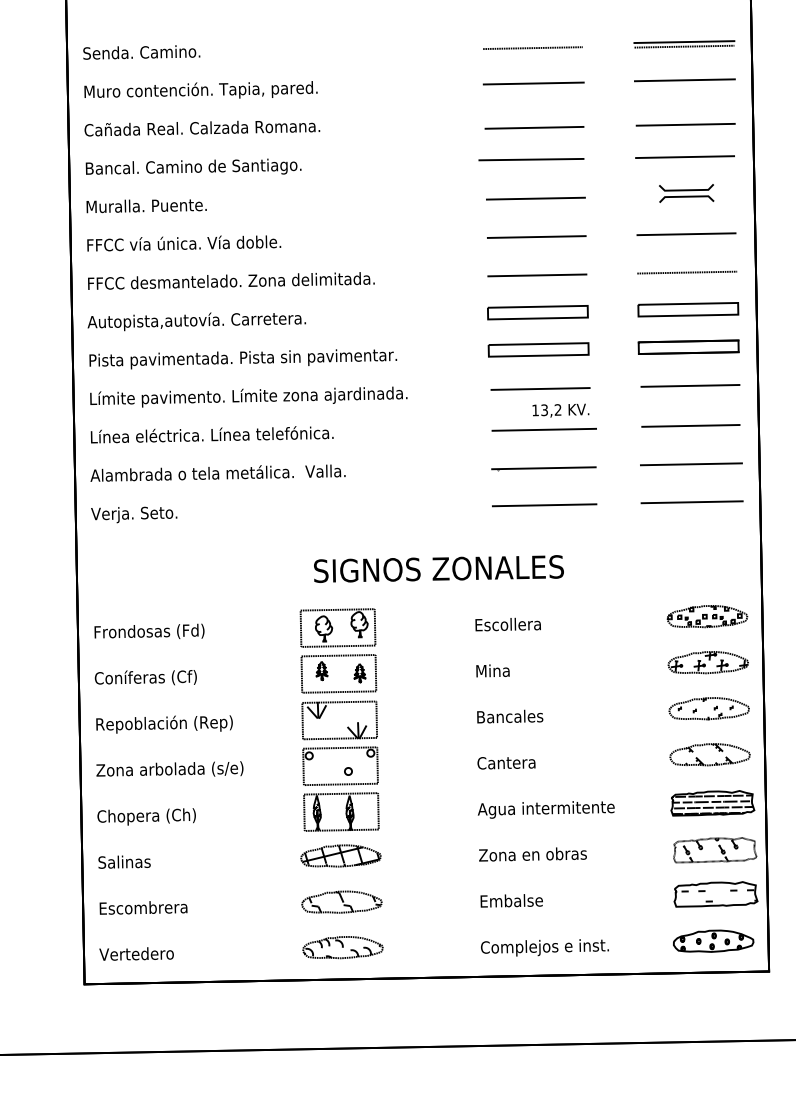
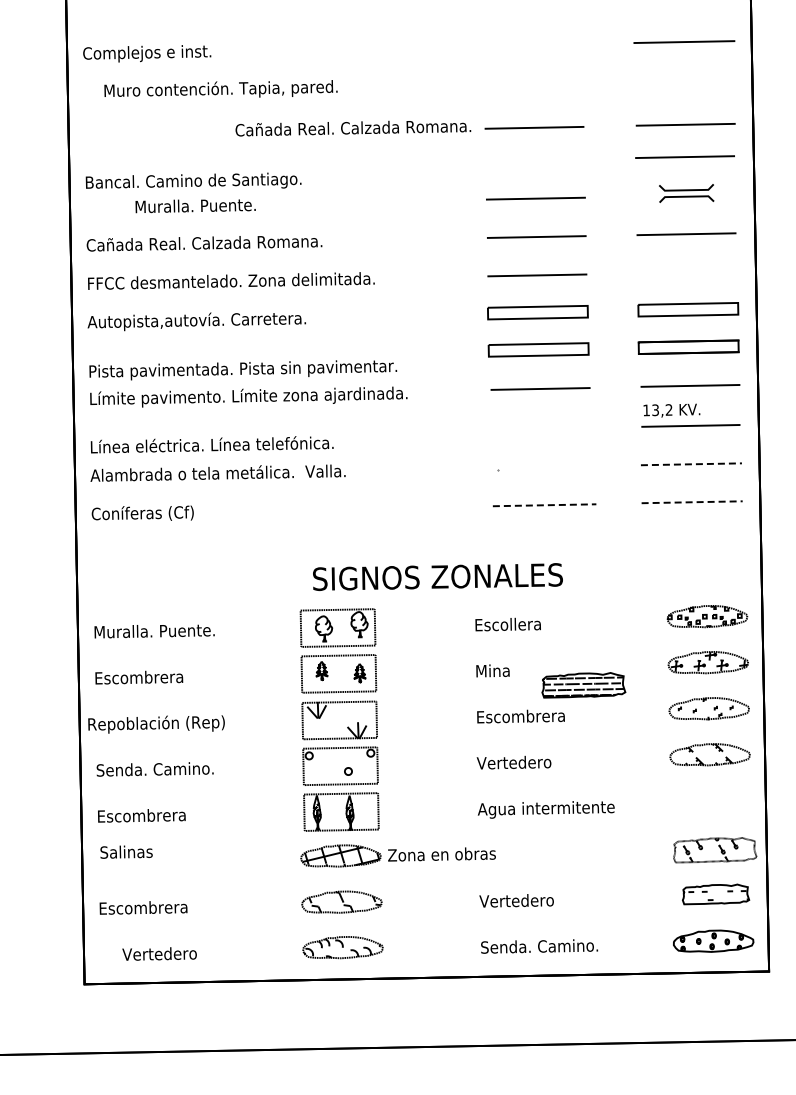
line: present -> none (684, 46)
line: present -> none (532, 48)
text: Senda. Camino. -> Complejos e inst. (147, 53)
line: present -> none (684, 80)
line: present -> none (533, 83)
text position: (200, 89) -> (220, 88) (220, 88)
text position: (202, 128) -> (353, 128) (353, 128)
line: present -> none (531, 159)
text position: (193, 166) -> (193, 180) (193, 180)
text position: (146, 206) -> (195, 206) (195, 206)
text: FFCC vía única. Vía doble. -> Cañada Real. Calzada Romana. (204, 243)
line: present -> none (687, 272)
text position: (243, 359) -> (243, 370) (243, 370)
text position: (560, 410) -> (671, 410) (671, 410)
line: present -> none (544, 429)
text position: (211, 434) -> (211, 444) (211, 444)
line: solid -> dashed (691, 464)
line: present -> none (543, 468)
line: solid -> dashed (692, 502)
line: solid -> dashed (544, 505)
text: Verja. Seto. -> Coníferas (Cf) (142, 514)
text position: (438, 568) -> (437, 576) (437, 576)
text: Frondosas (Fd) -> Muralla. Puente. (155, 630)
text: Coníferas (Cf) -> Escombrera (145, 677)
text: Bancales -> Escombrera (523, 716)
text position: (164, 724) -> (156, 724) (156, 724)
text: Cantera -> Vertedero (513, 762)
text: Zona arbolada (s/e) -> Senda. Camino. (169, 768)
part position: (712, 803) -> (583, 685) (583, 685)
text: Chopera (Ch) -> Escombrera (146, 816)
text position: (532, 854) -> (441, 854) (441, 854)
text position: (124, 861) -> (126, 851) (126, 851)
part size: 86x27 px -> 69x23 px (716, 894)
text: Embalse -> Vertedero (516, 900)
text: Complejos e inst. -> Senda. Camino. (544, 947)
text position: (136, 953) -> (159, 953) (159, 953)
